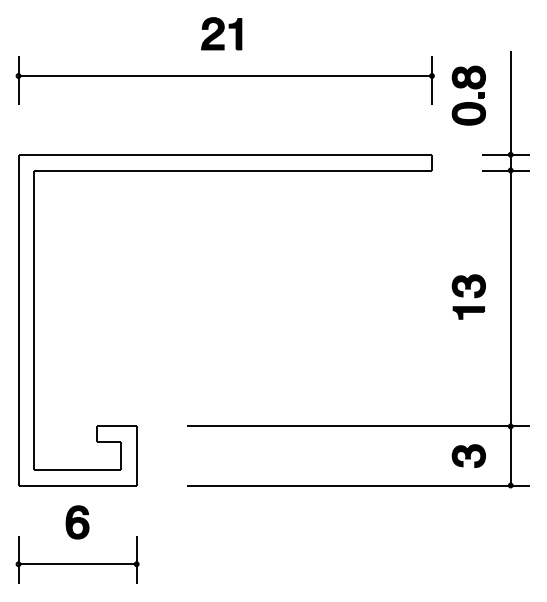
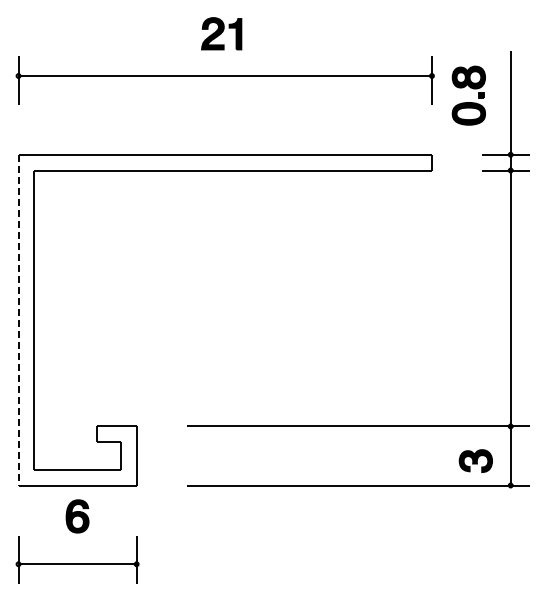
part: present -> none (468, 296)
line: solid -> dashed (18, 320)
part position: (468, 455) -> (475, 460) (475, 460)
part position: (77, 522) -> (77, 516) (77, 516)
